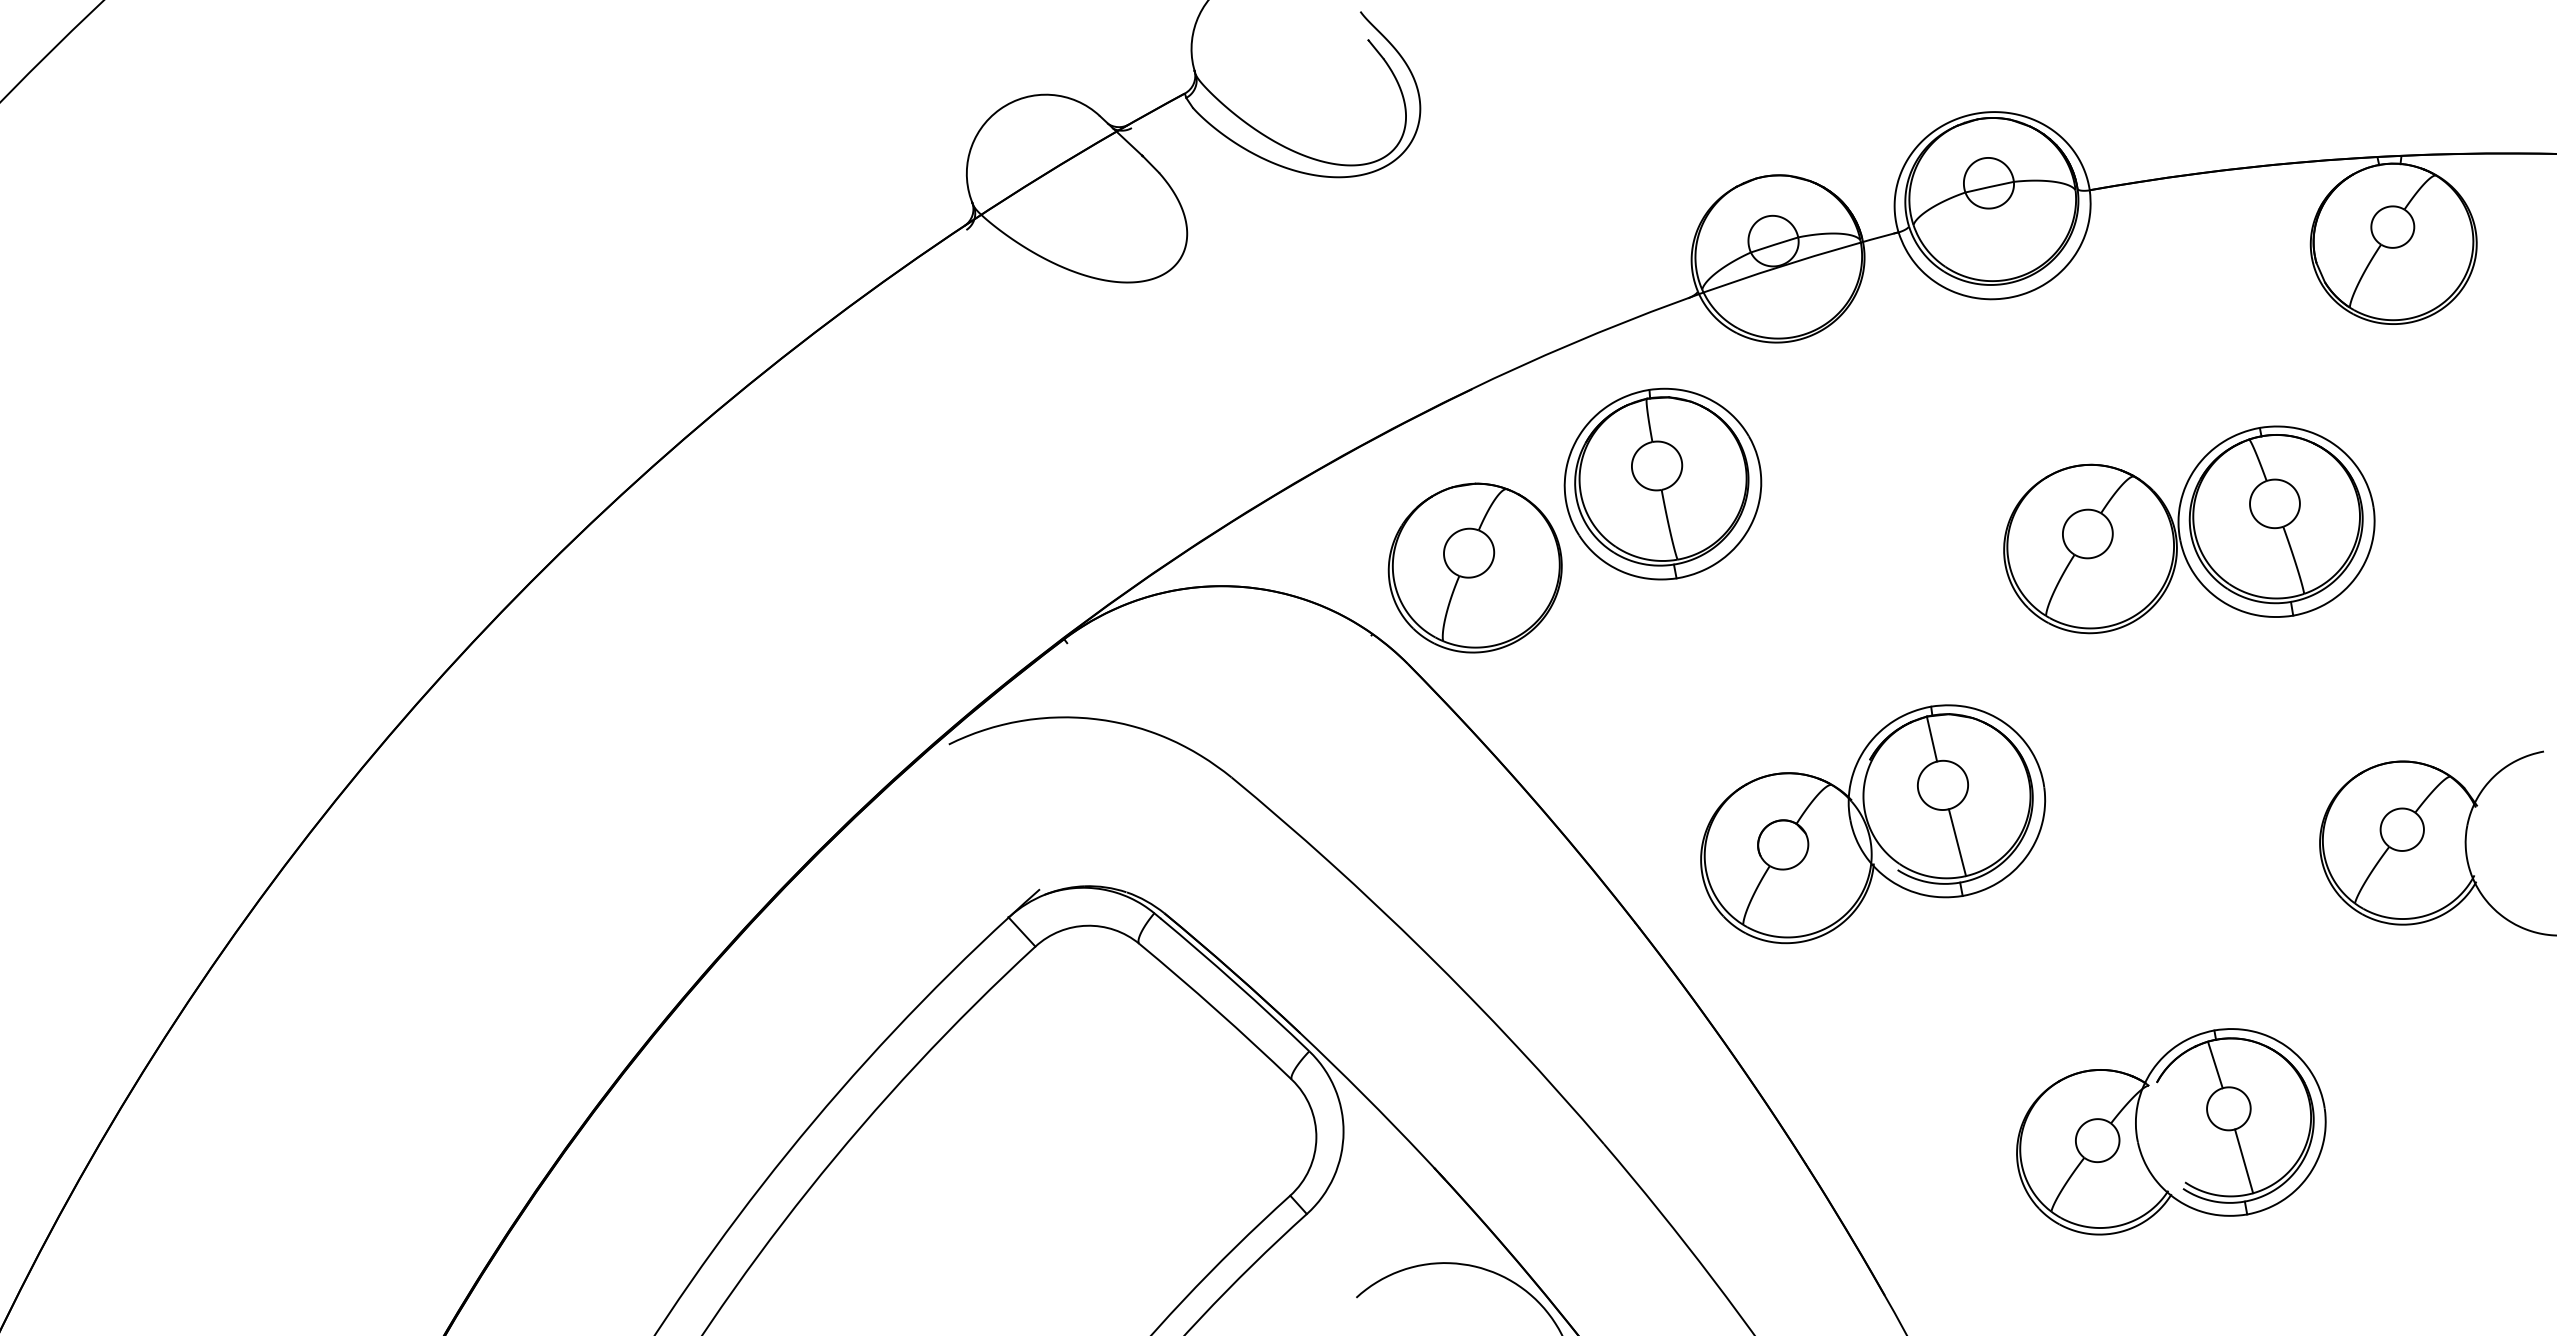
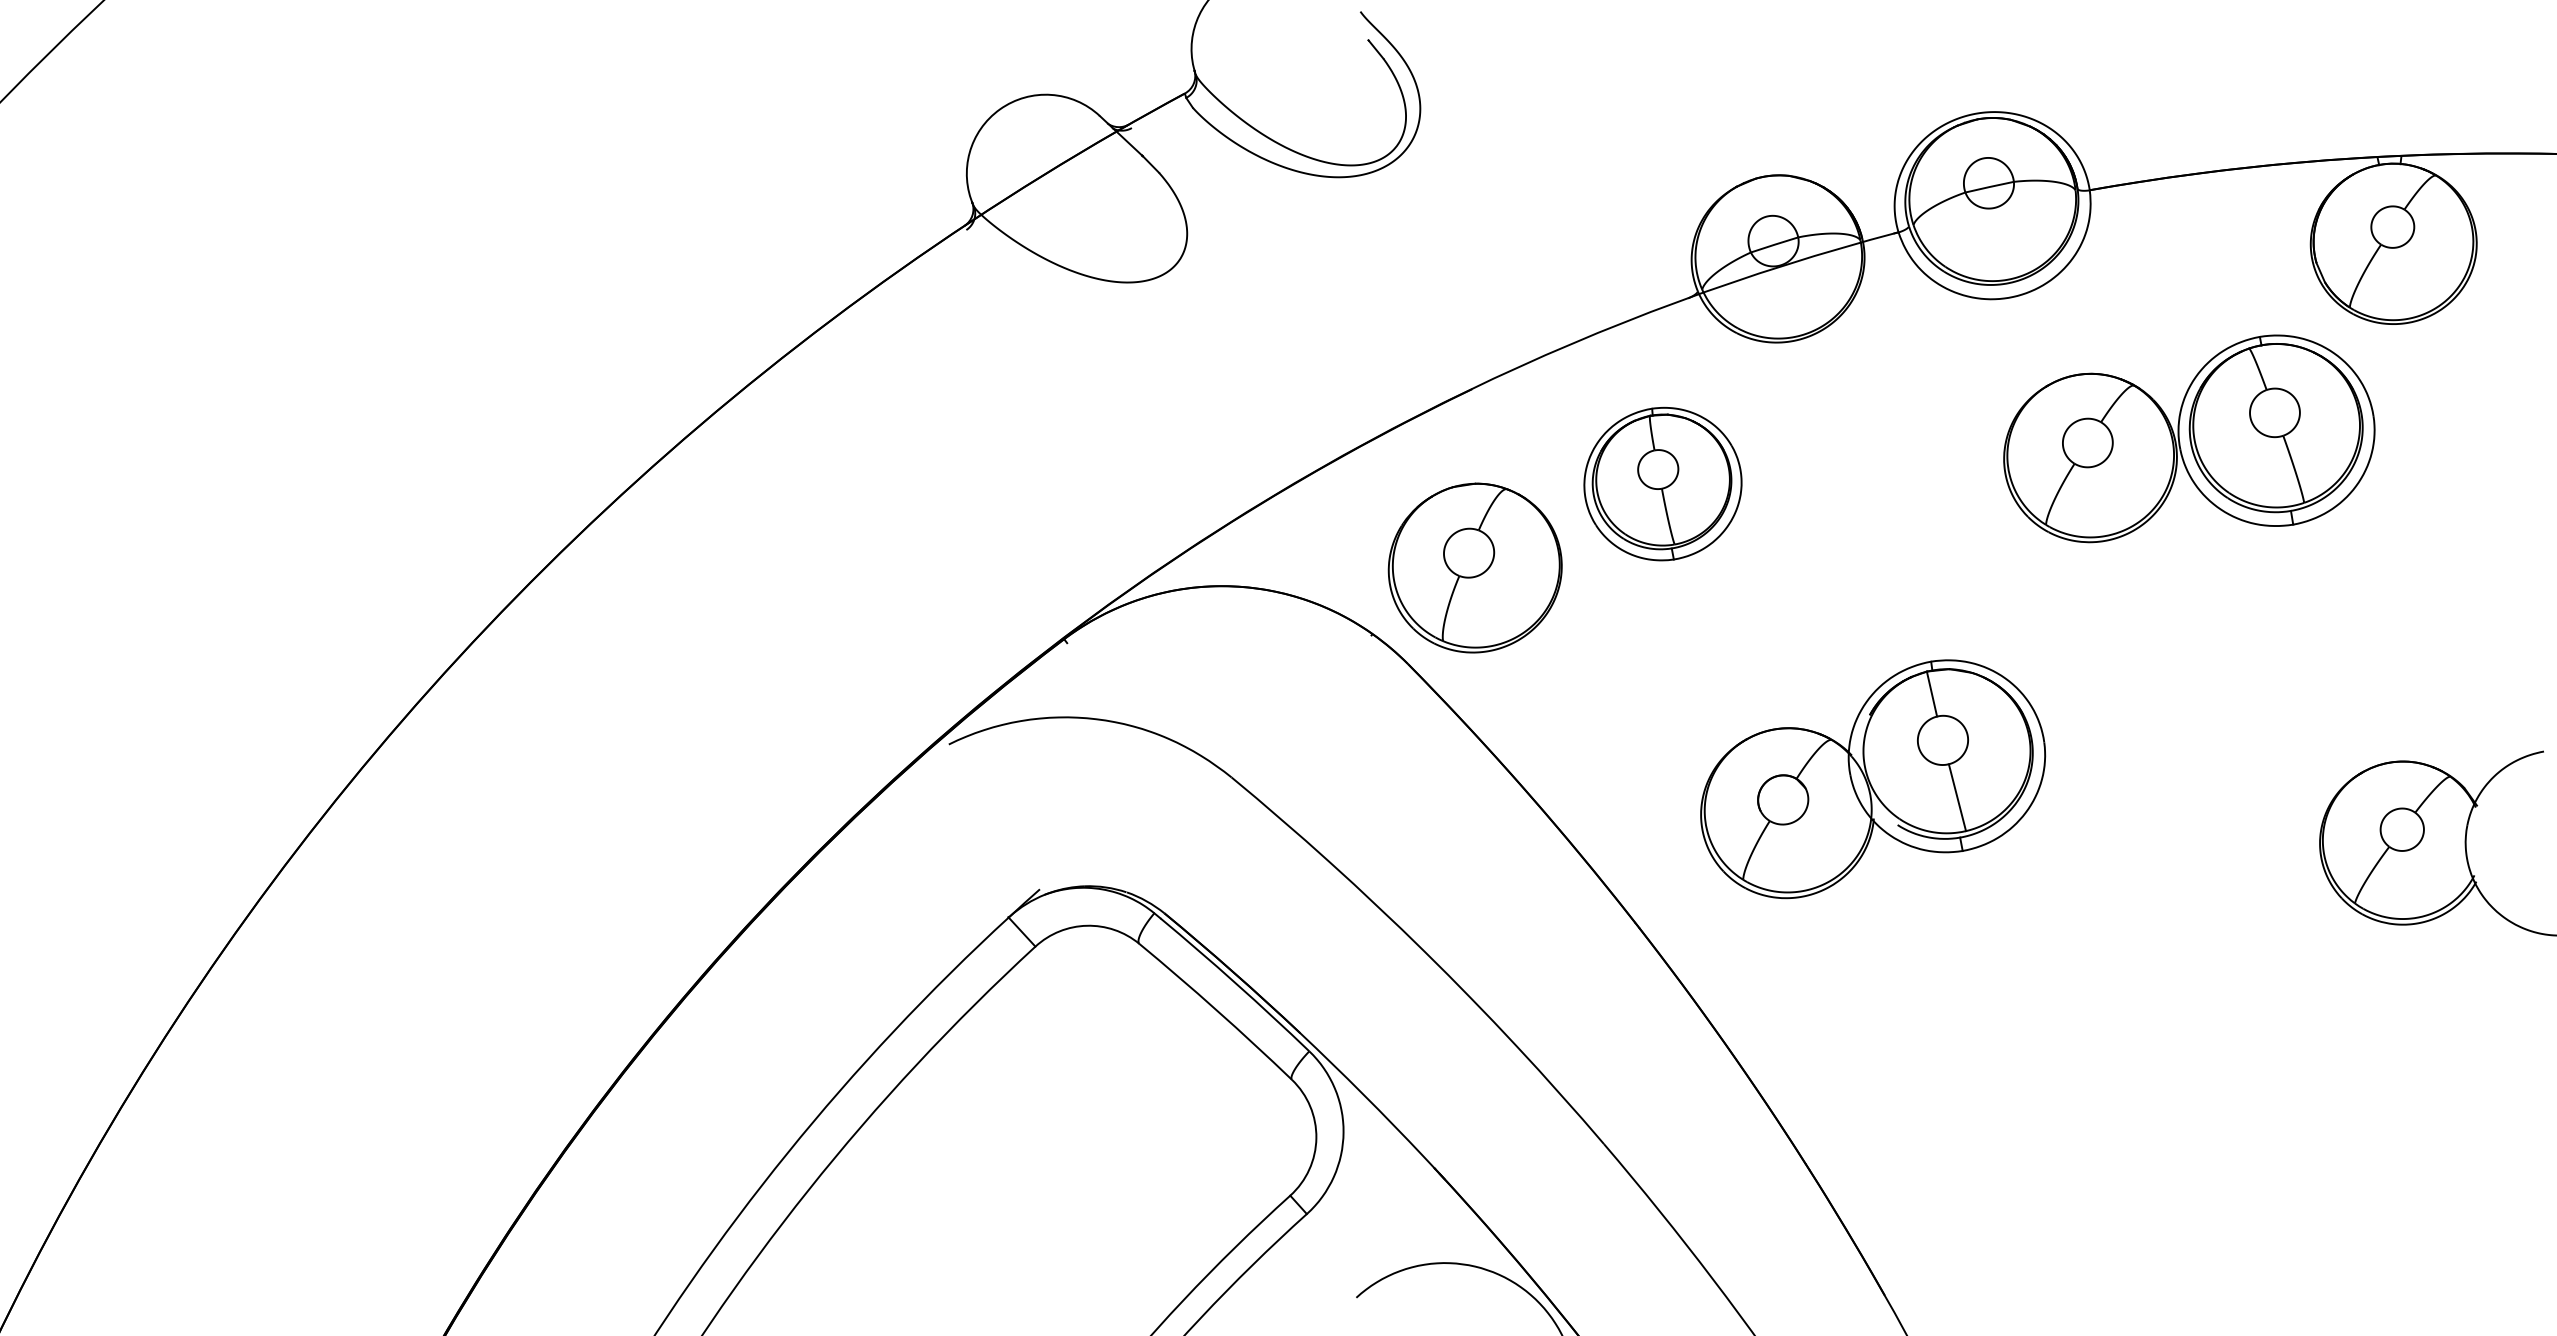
part size: 200x194 px -> 160x156 px (1662, 483)
part position: (2189, 529) -> (2189, 438) (2189, 438)
part position: (1873, 824) -> (1873, 779) (1873, 779)
part: present -> none (2171, 1131)
